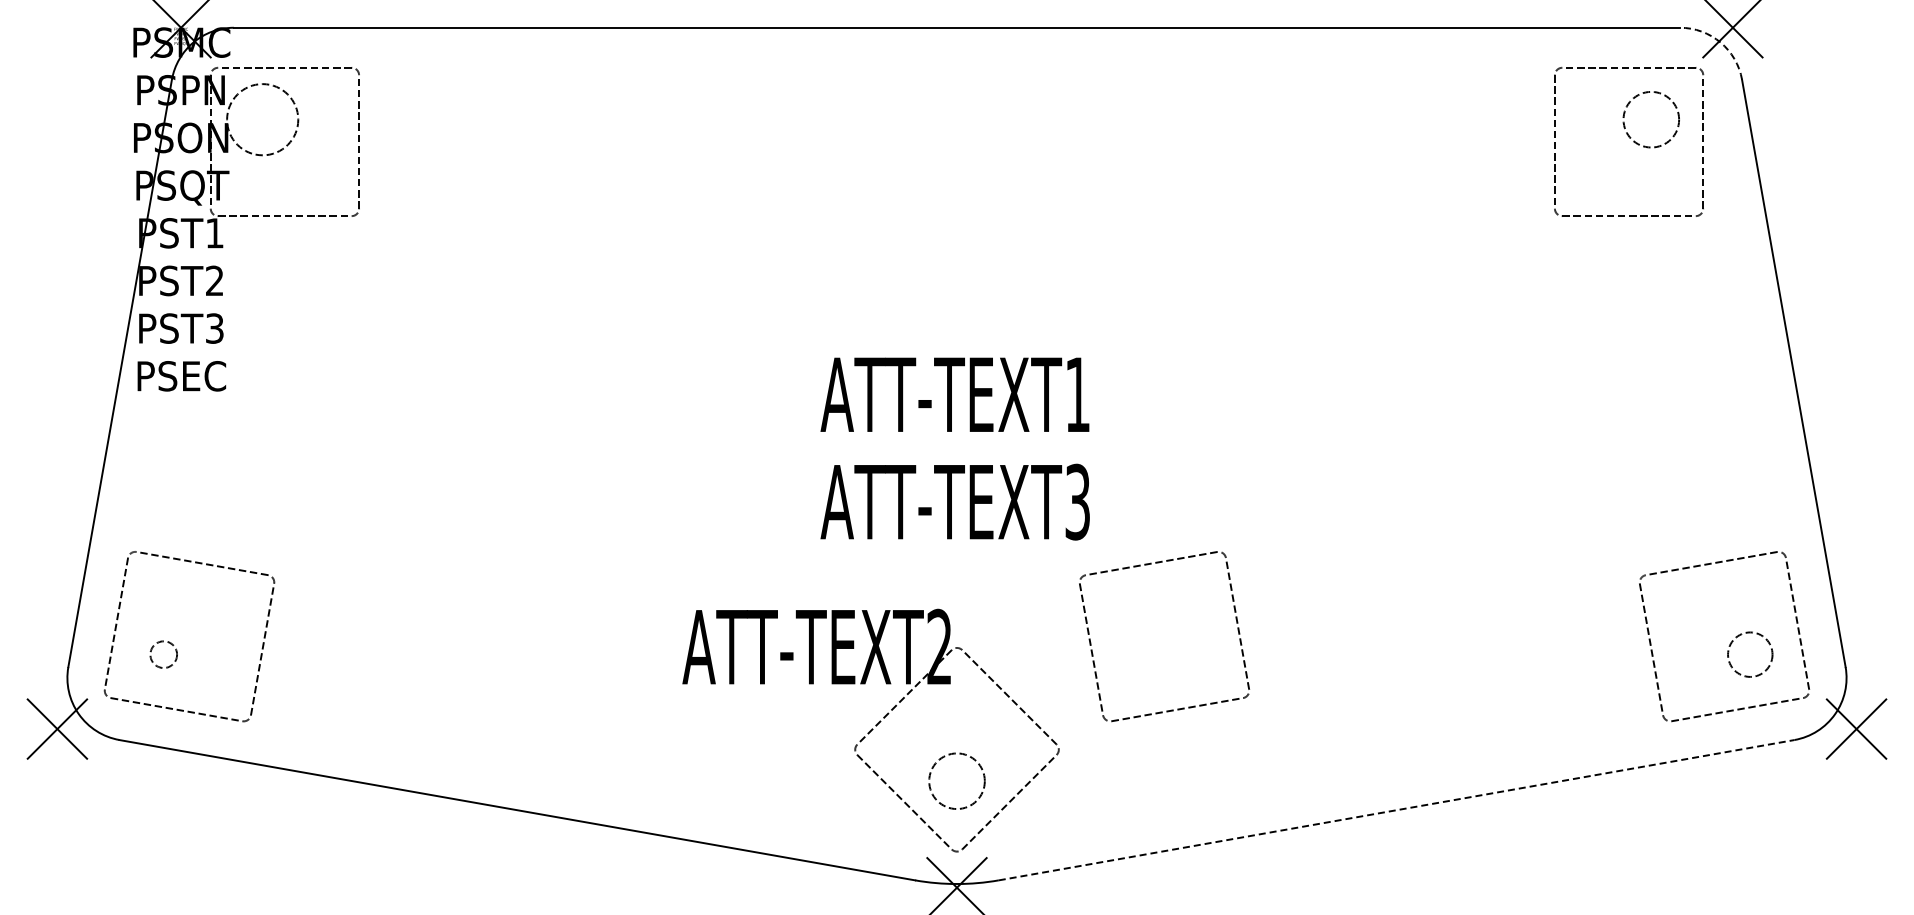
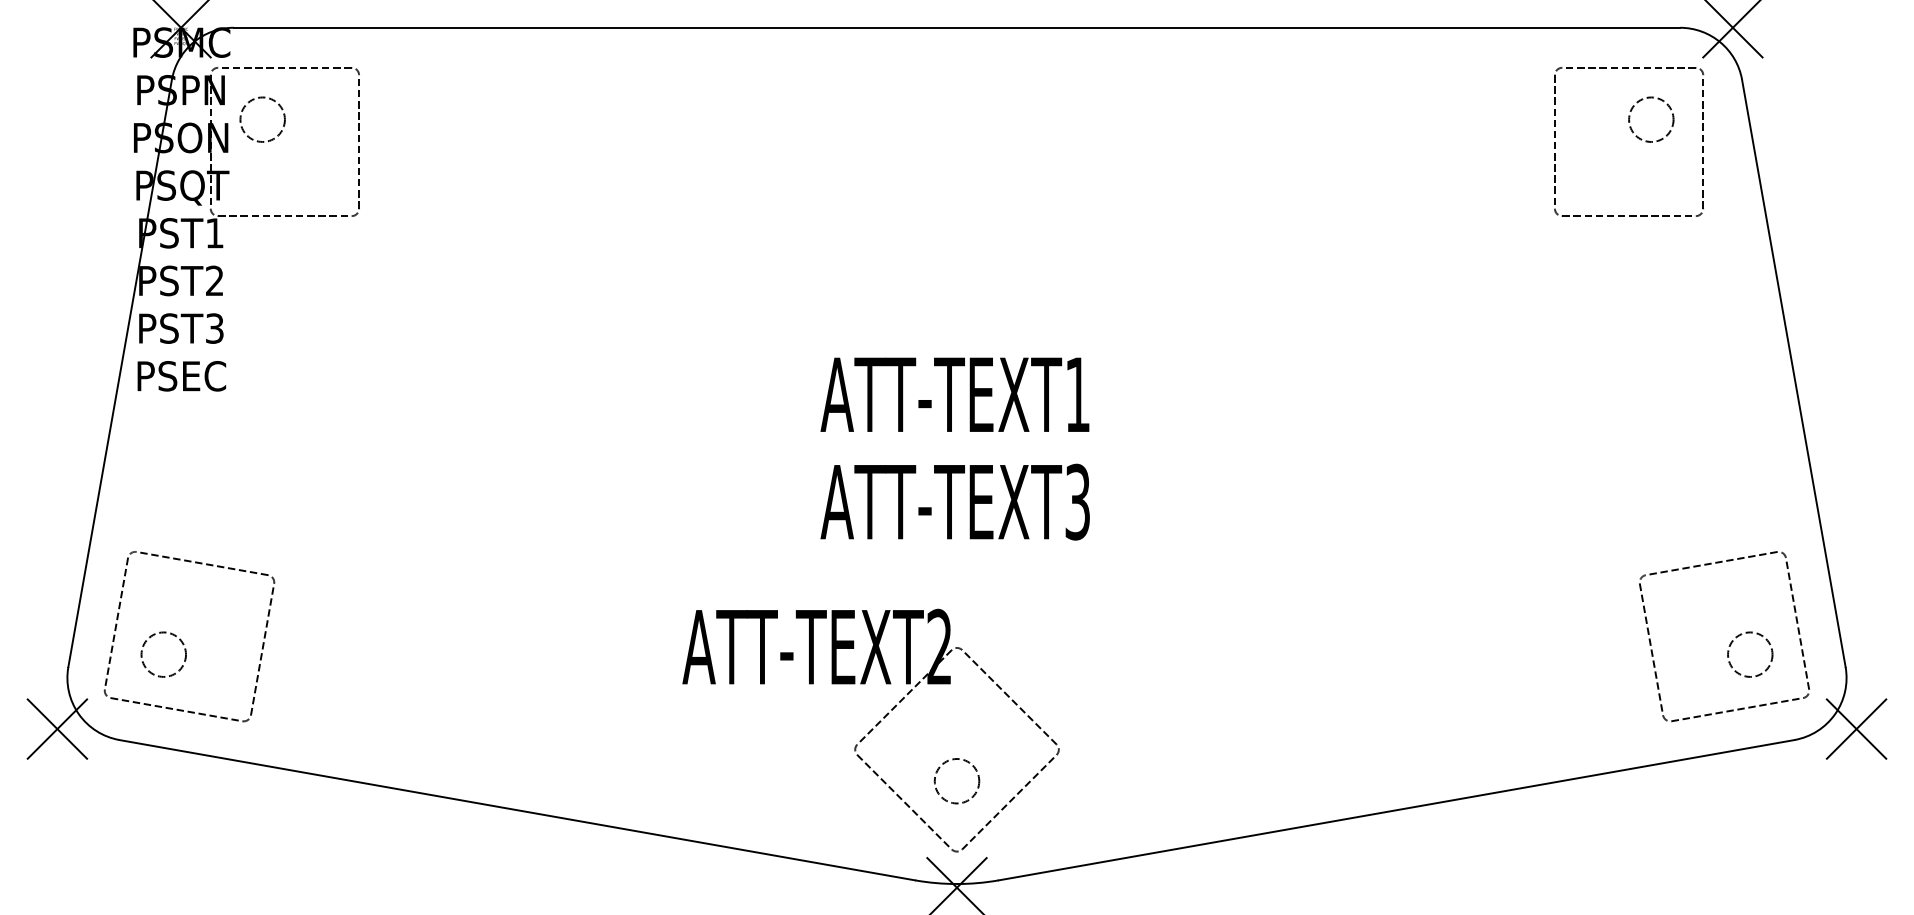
arc: dashed -> solid (1720, 42)
circle diameter: 71 px -> 45 px (262, 119)
circle diameter: 56 px -> 45 px (1651, 119)
part: present -> none (1147, 565)
circle diameter: 27 px -> 45 px (163, 654)
circle diameter: 56 px -> 45 px (956, 780)
line: dashed -> solid (1397, 810)
